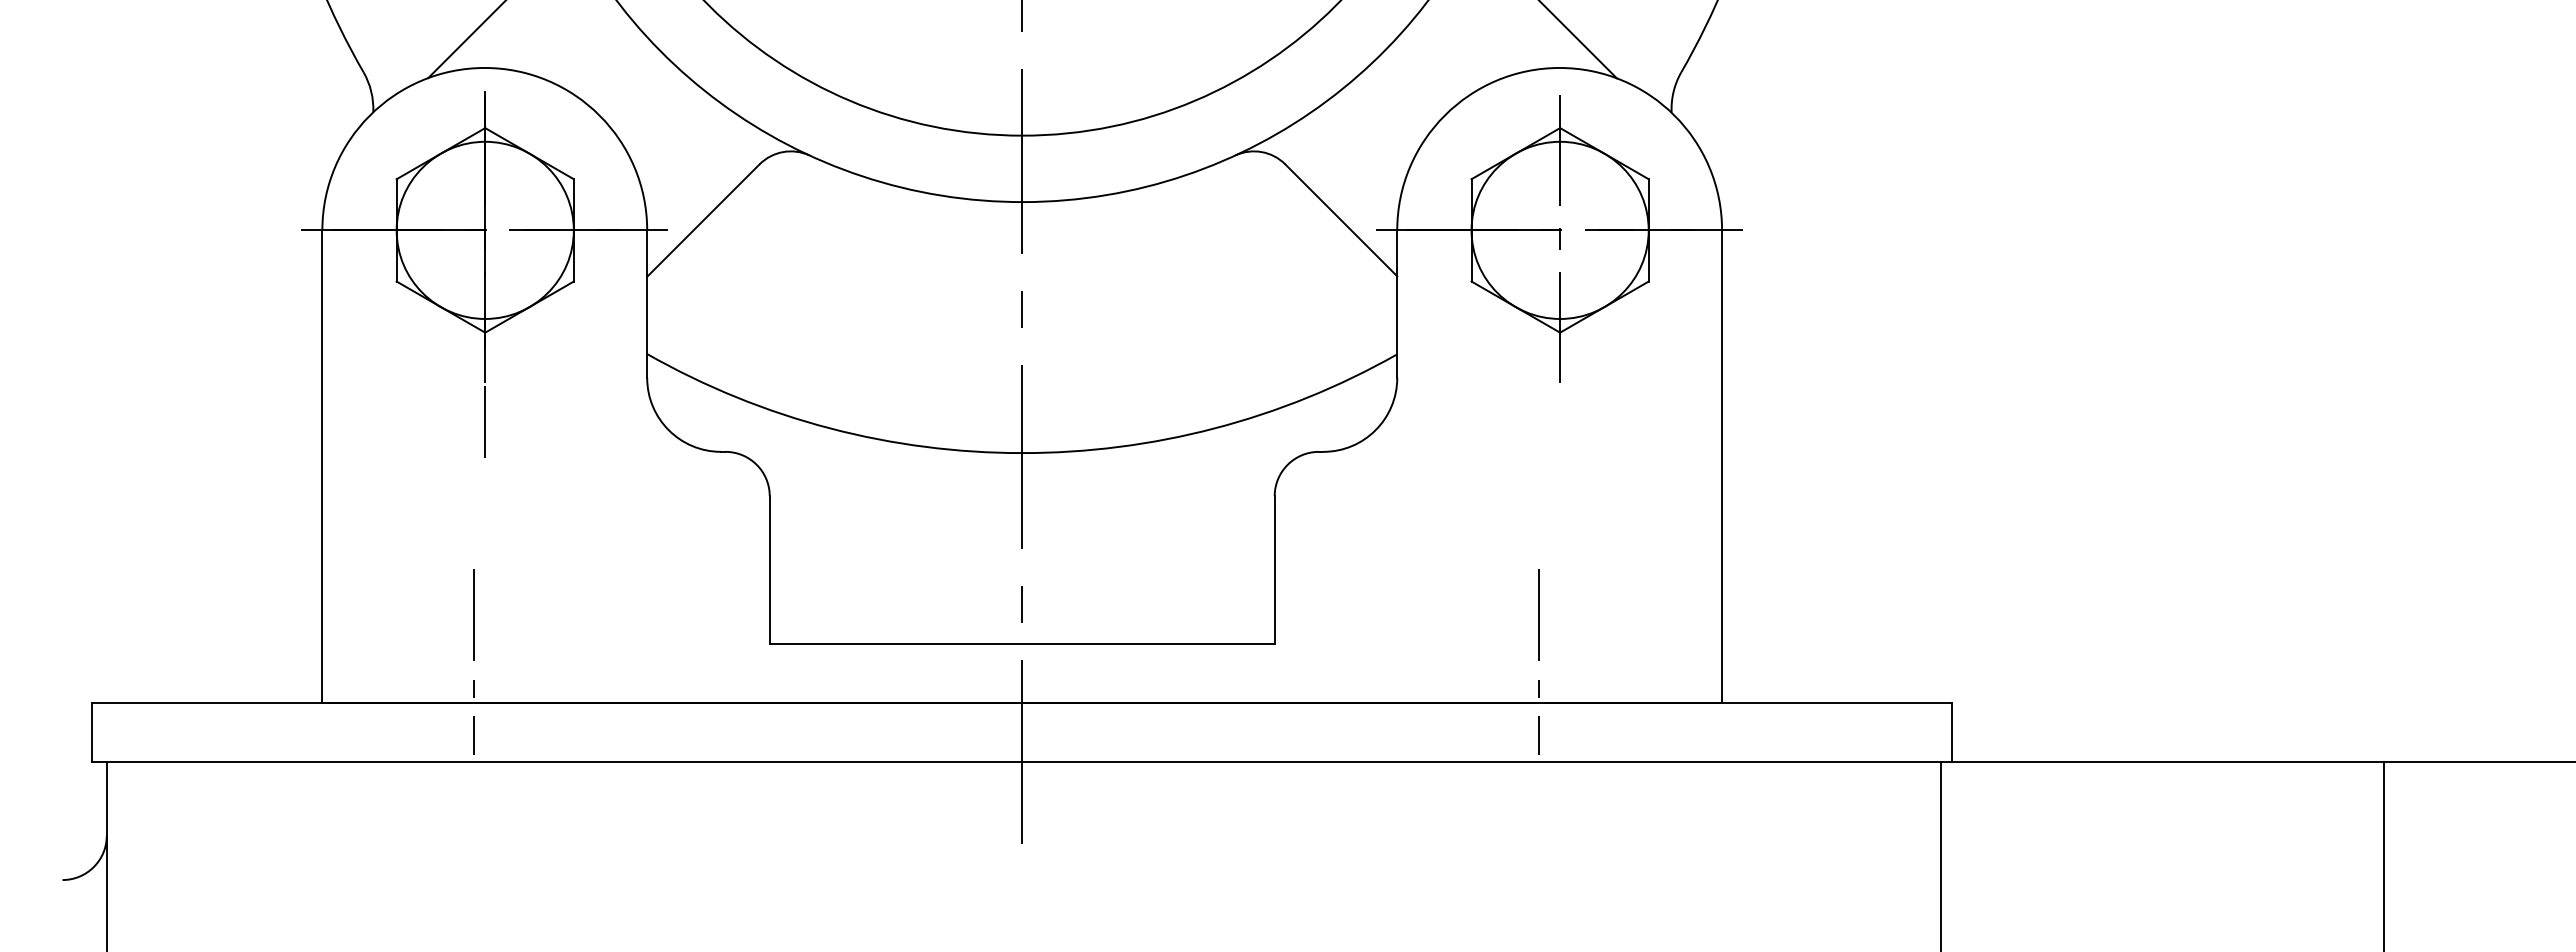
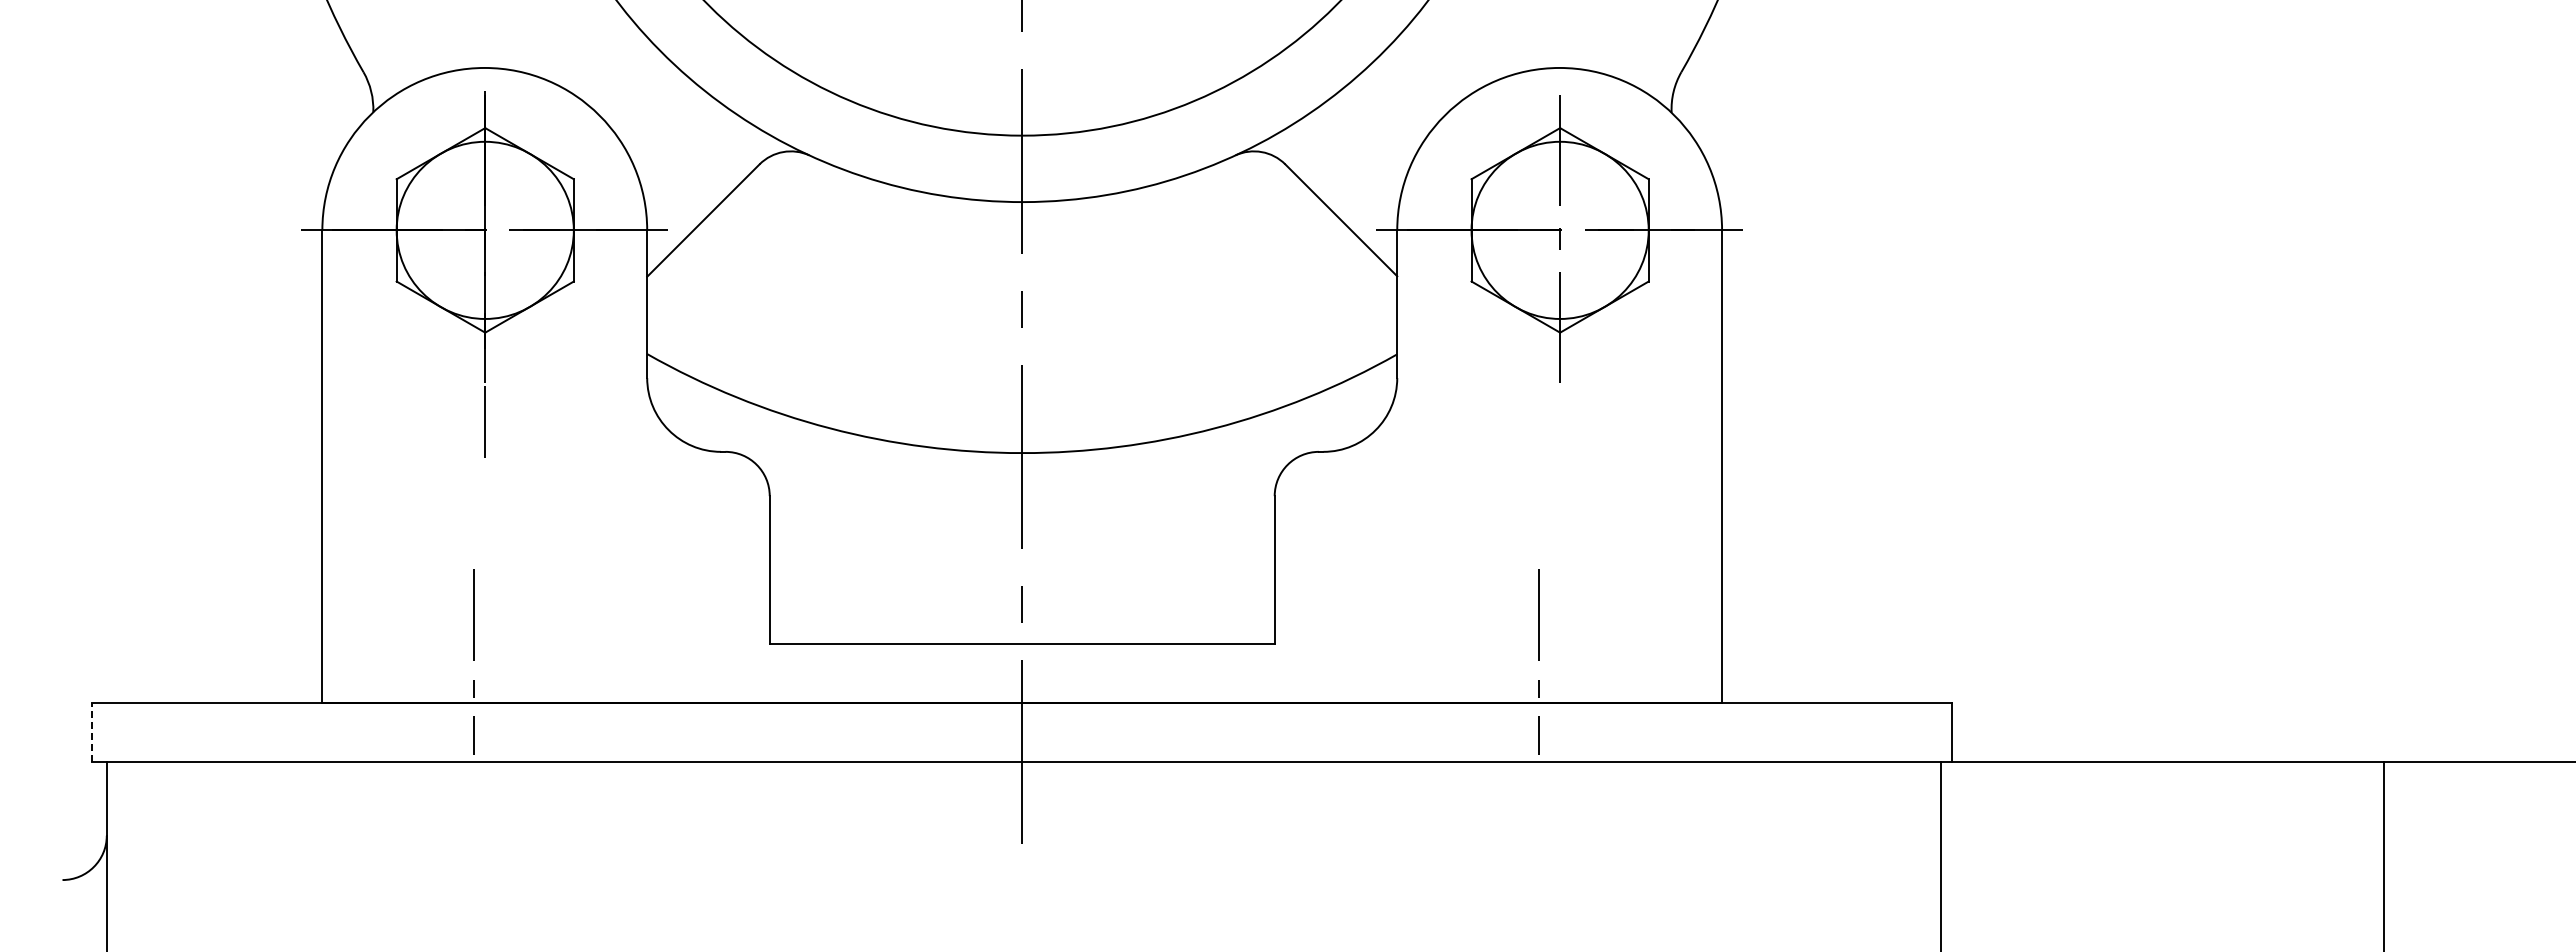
line: present -> none (466, 40)
line: present -> none (1578, 40)
line: solid -> dashed (92, 732)
